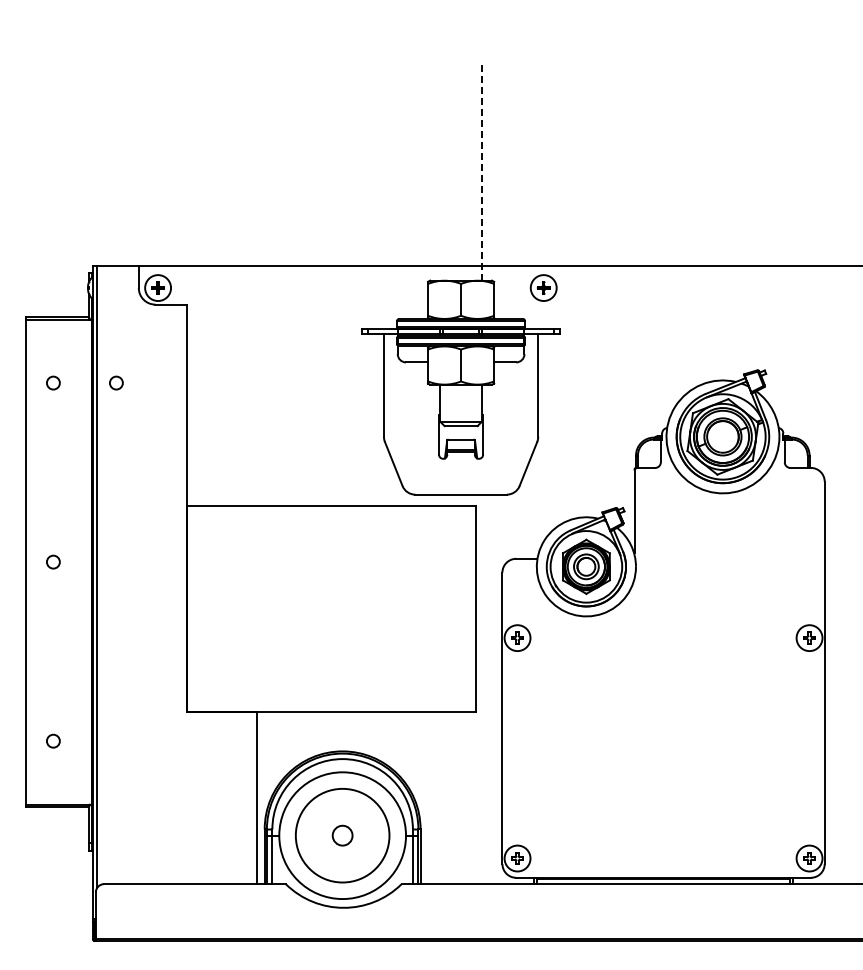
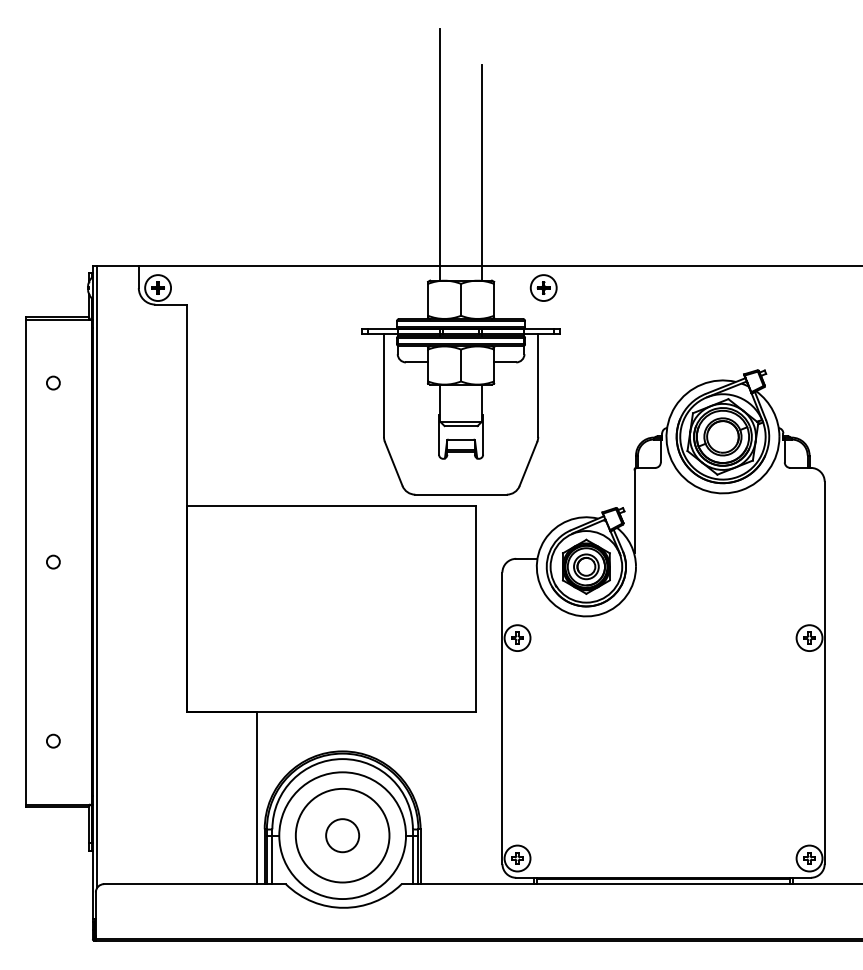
line: none -> present (440, 154)
line: dashed -> solid (481, 172)
circle: present -> none (116, 382)
circle diameter: 20 px -> 33 px (342, 835)
